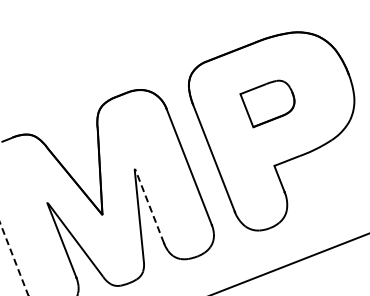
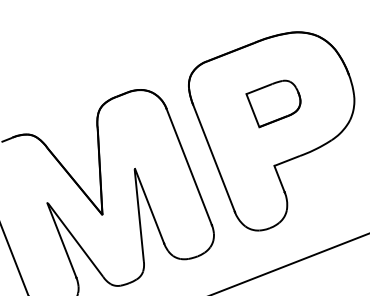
part position: (267, 103) -> (273, 103) (273, 103)
line: dashed -> solid (149, 206)
line: dashed -> solid (14, 259)
